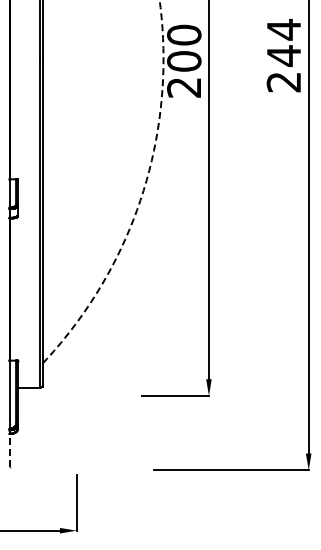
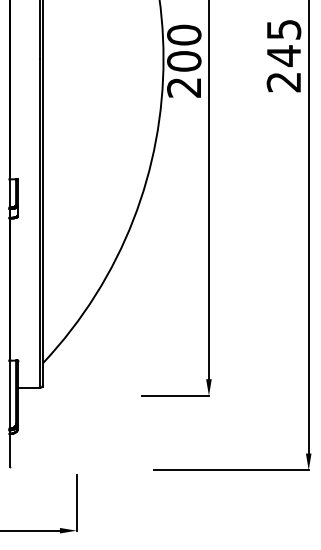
text: 244 -> 245 (284, 29)
arc: dashed -> solid (141, 195)
line: dashed -> solid (9, 449)
